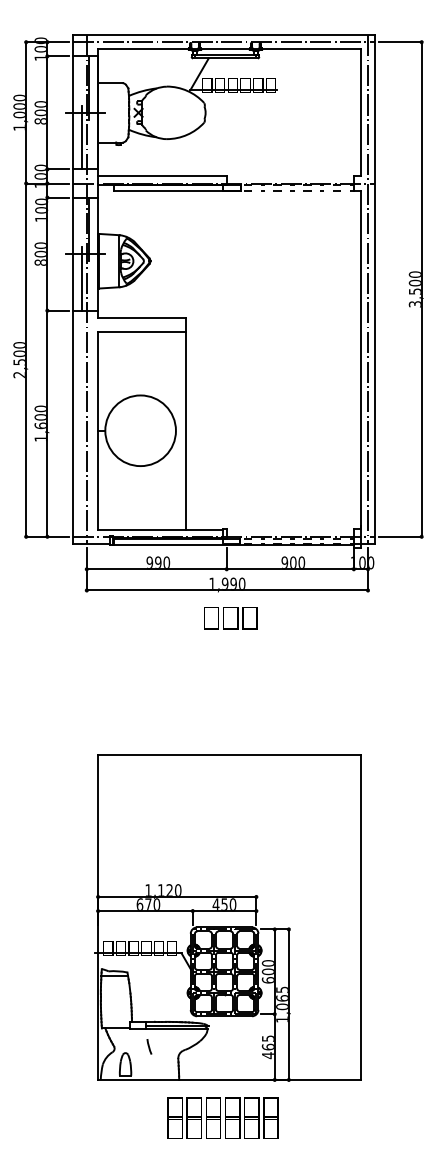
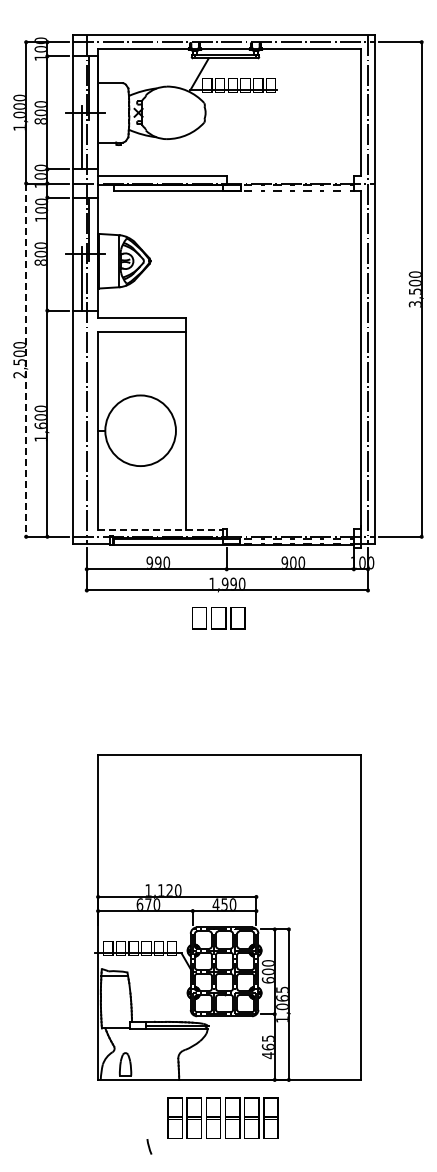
line: solid -> dashed (26, 360)
line: solid -> dashed (161, 529)
text position: (230, 618) -> (218, 618) (218, 618)
line position: (149, 1046) -> (149, 1146) (149, 1146)
